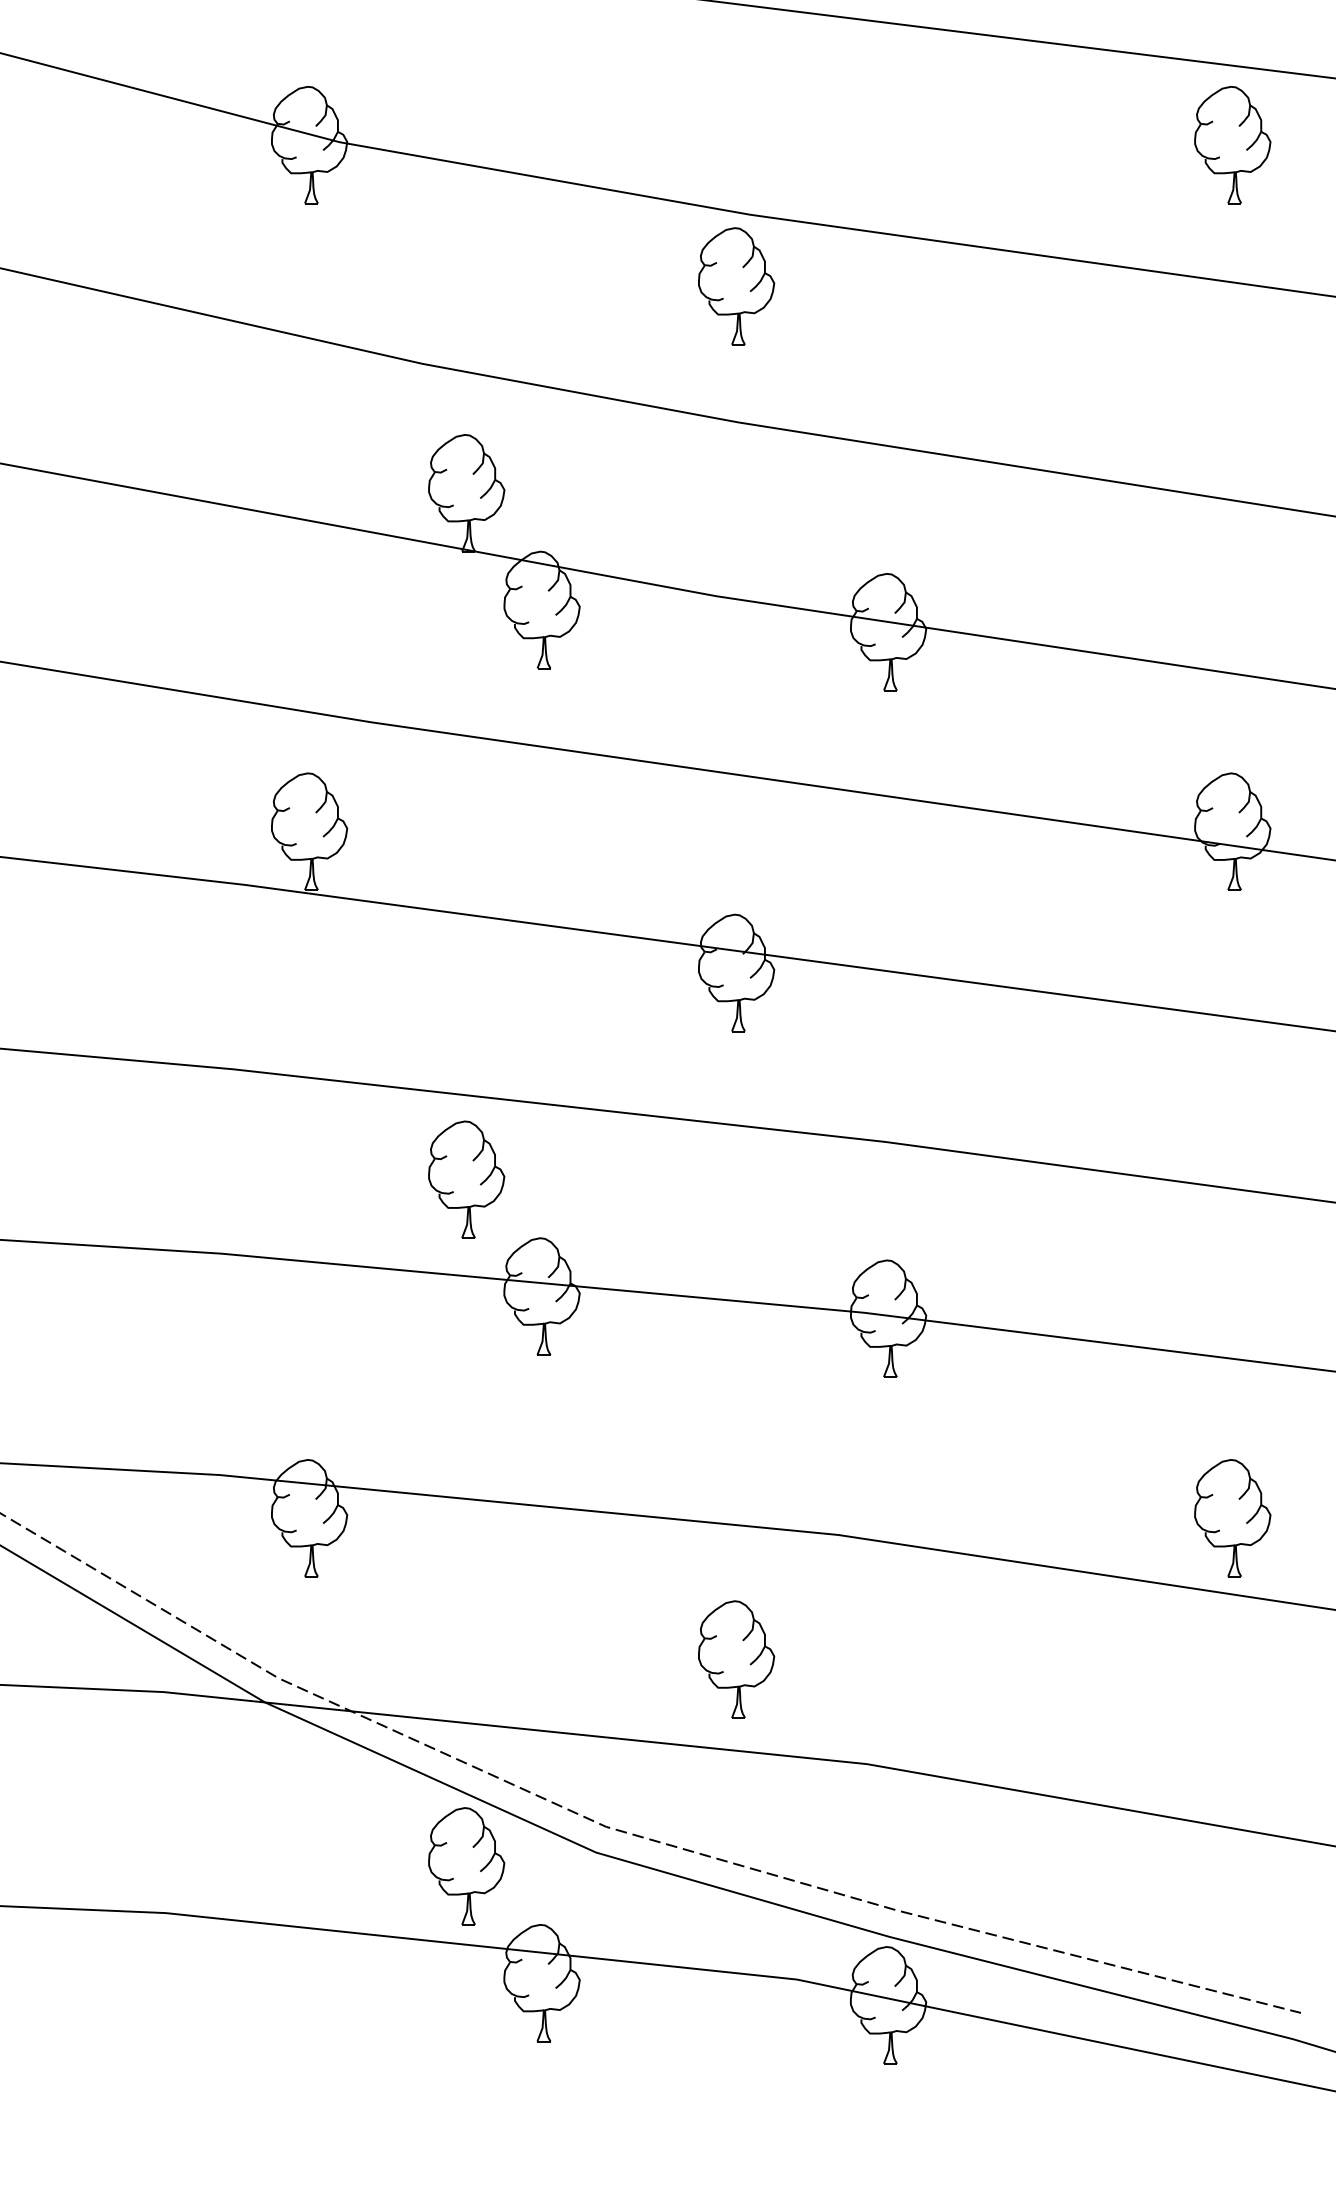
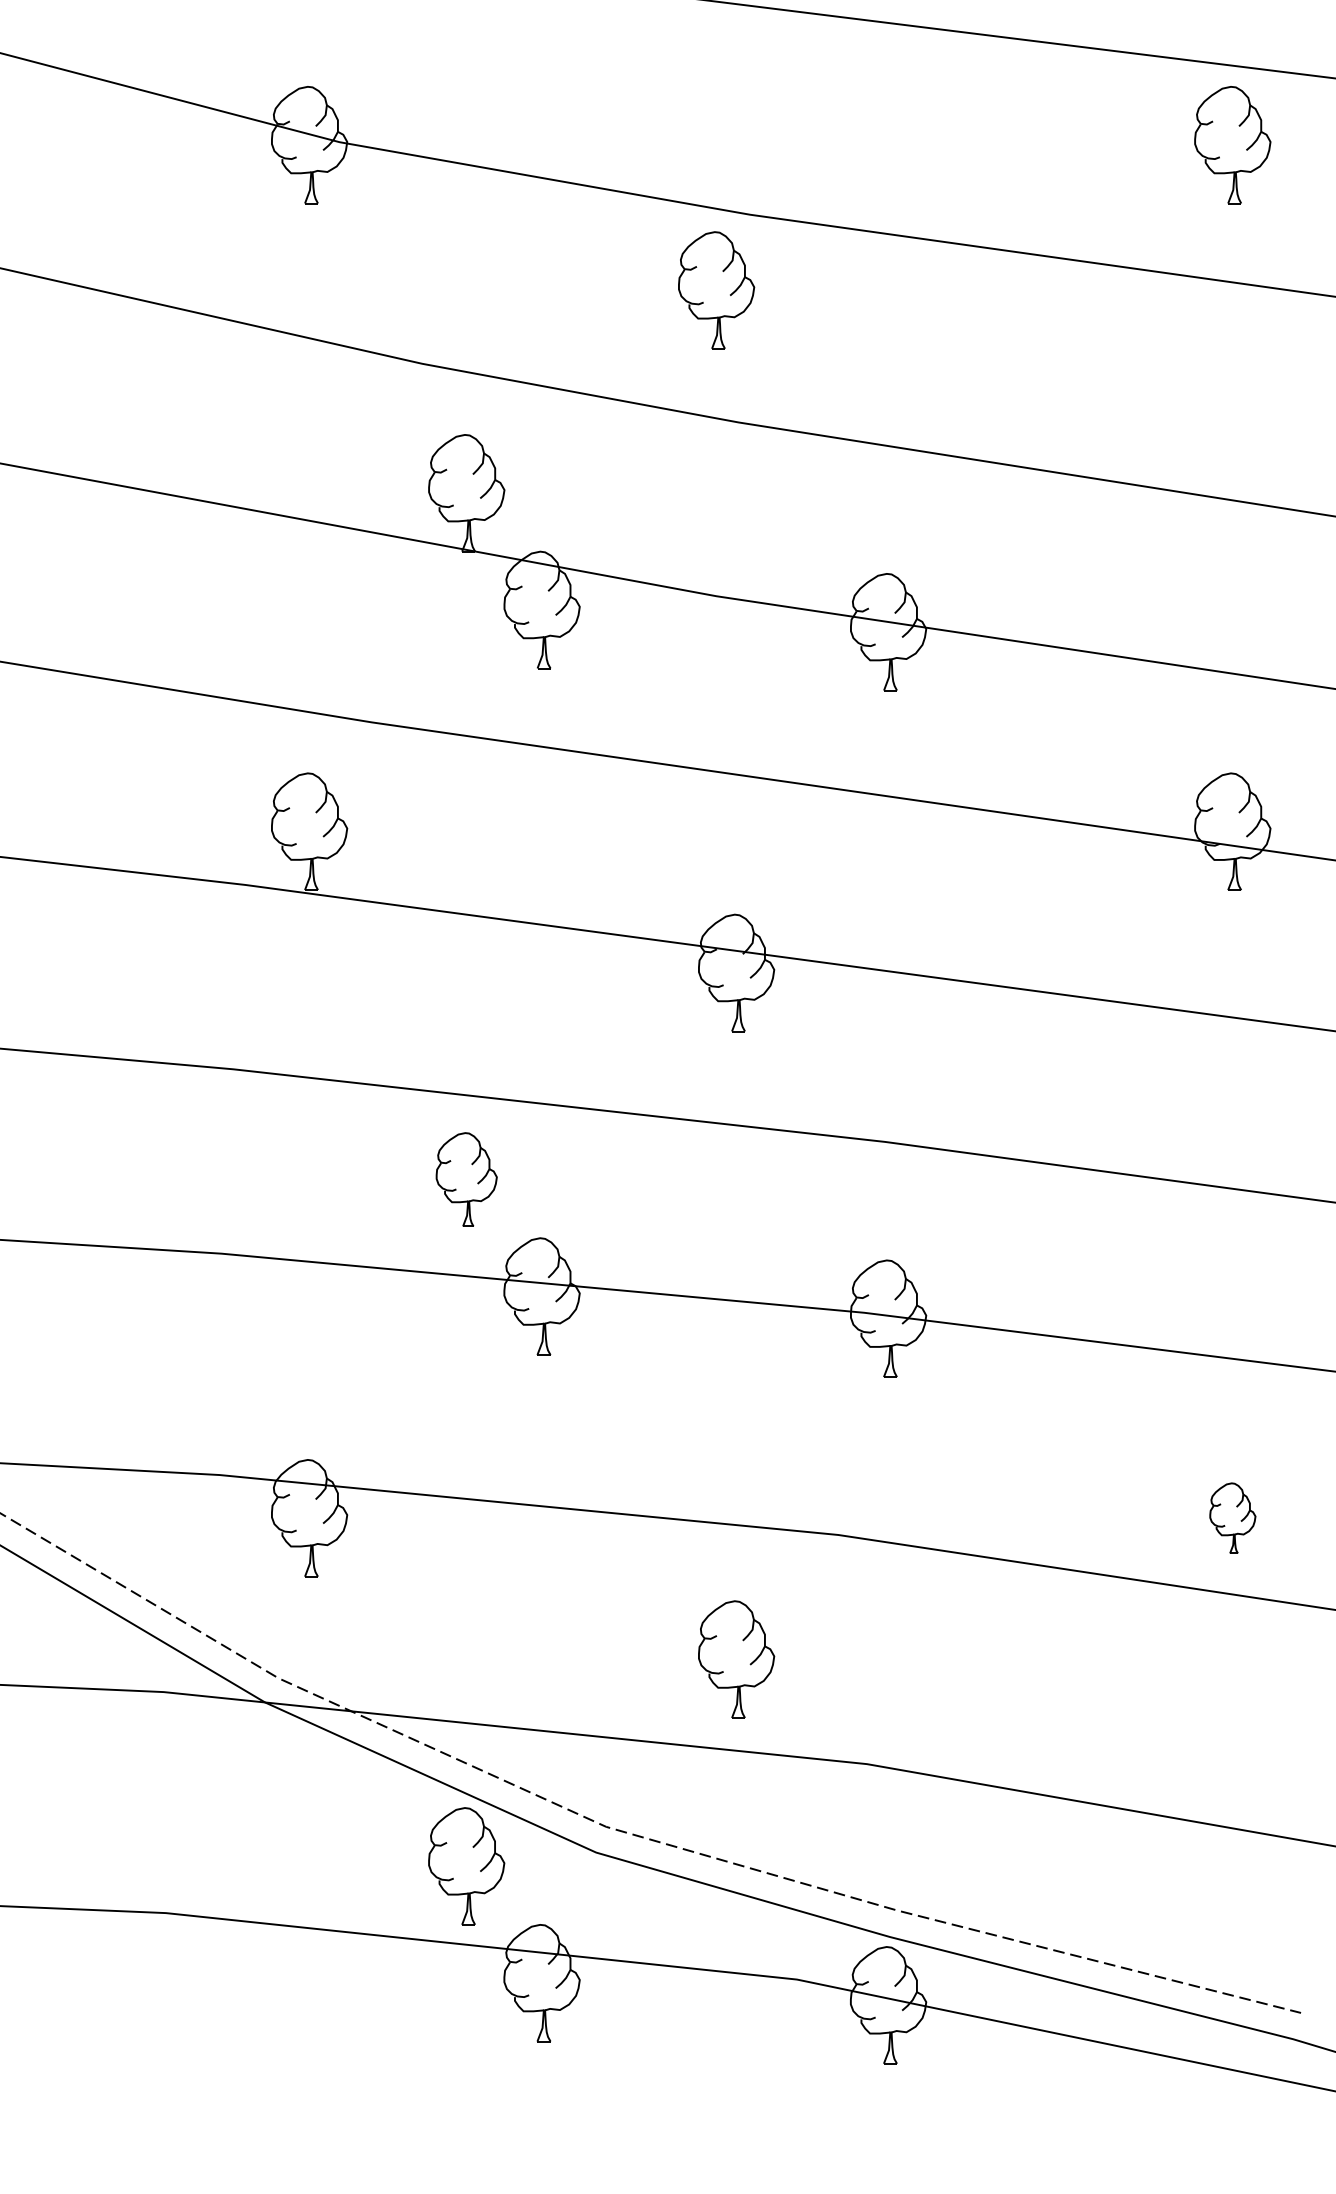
part position: (736, 286) -> (716, 290) (716, 290)
part size: 78x119 px -> 63x95 px (466, 1179)
part size: 78x119 px -> 48x72 px (1232, 1517)
